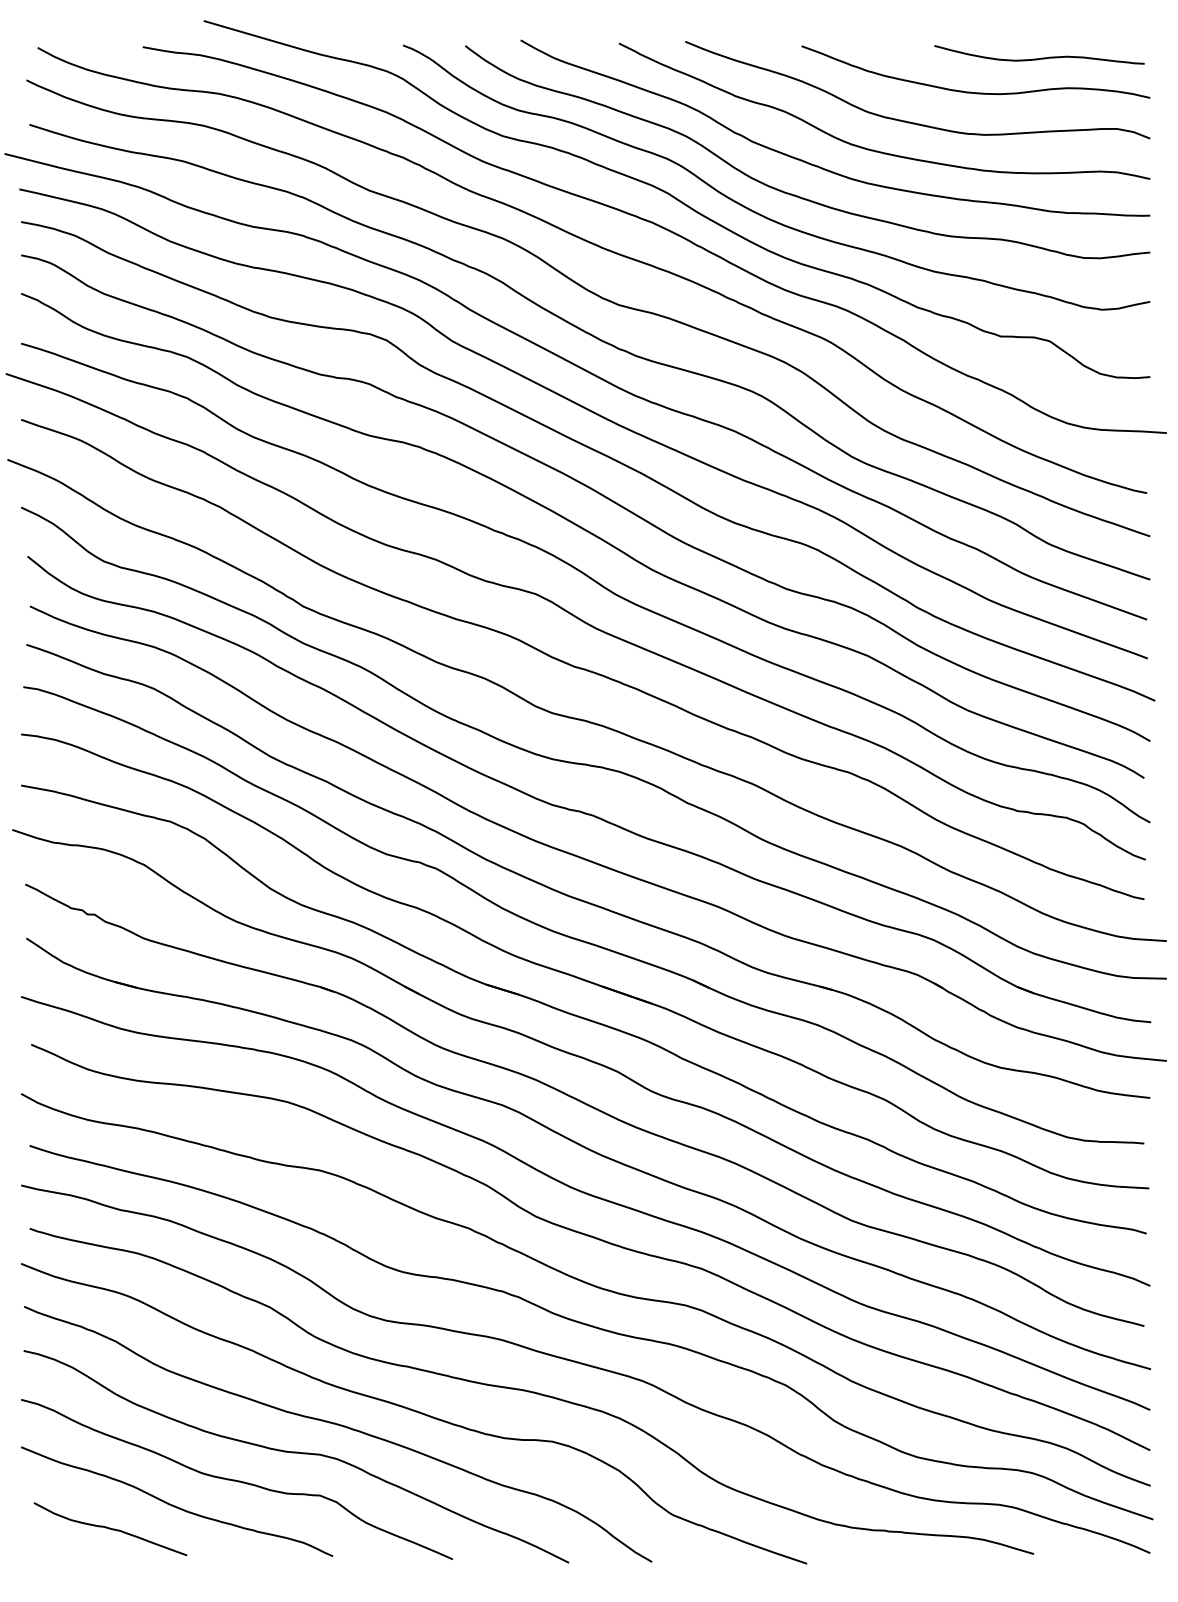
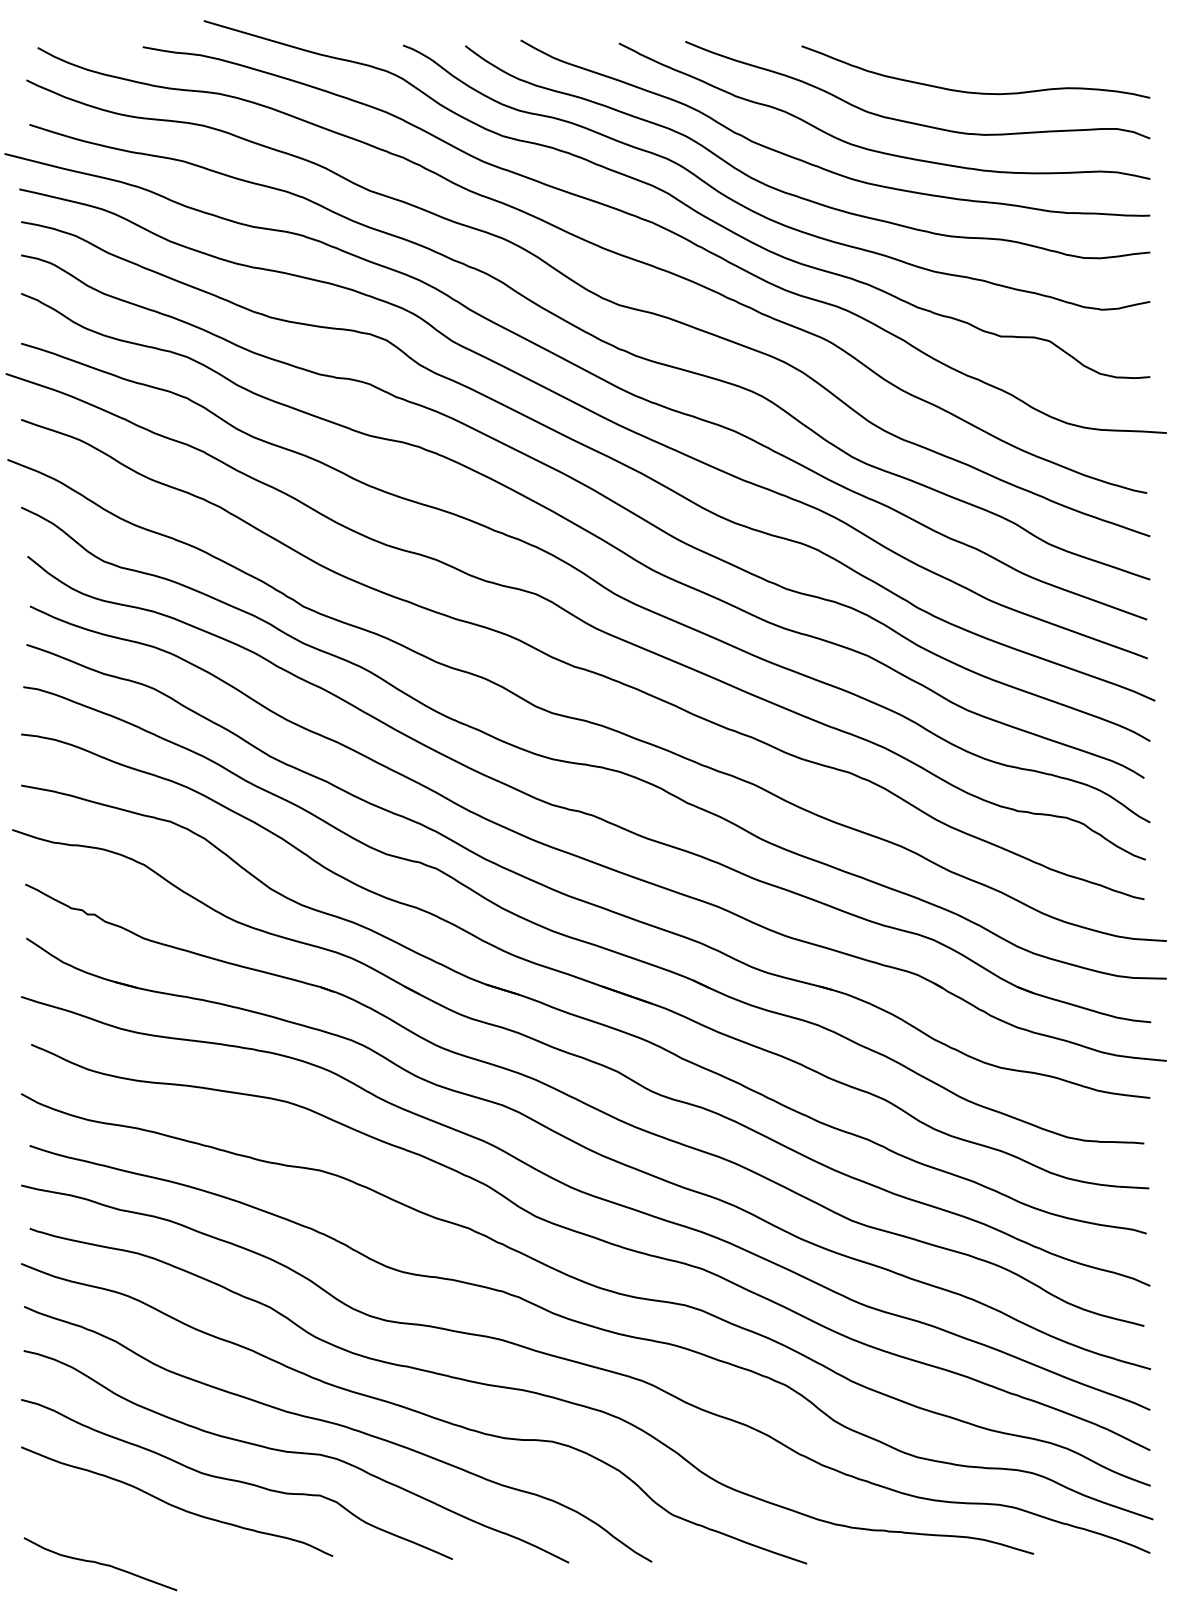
curve: present -> none (1041, 57)
curve position: (110, 1529) -> (100, 1564) (100, 1564)
